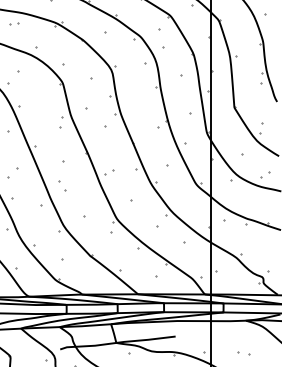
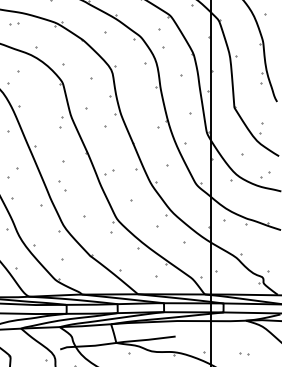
part size: 14x5 px -> 11x4 px (244, 353)
